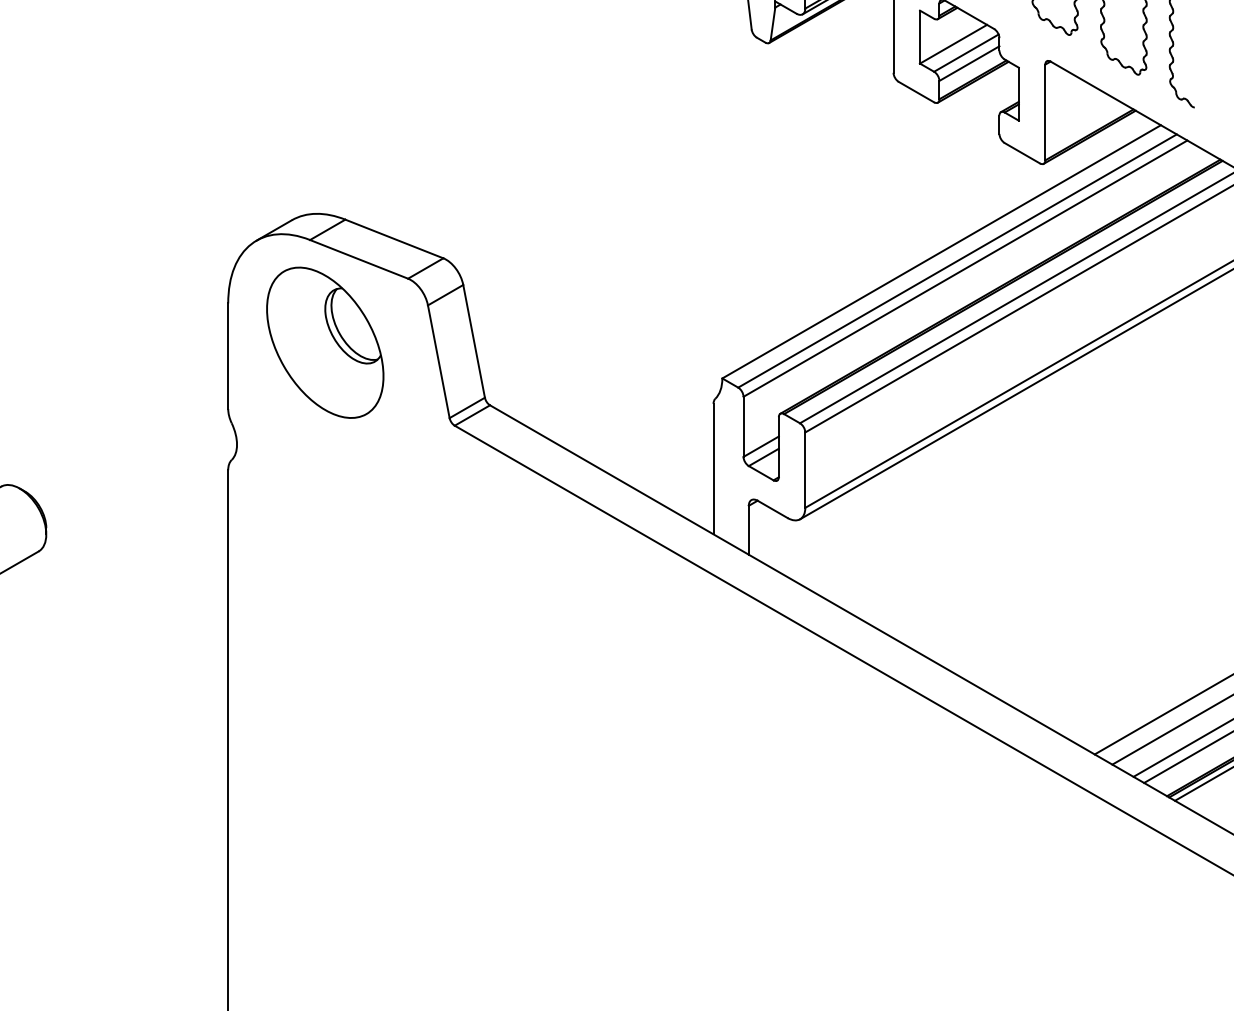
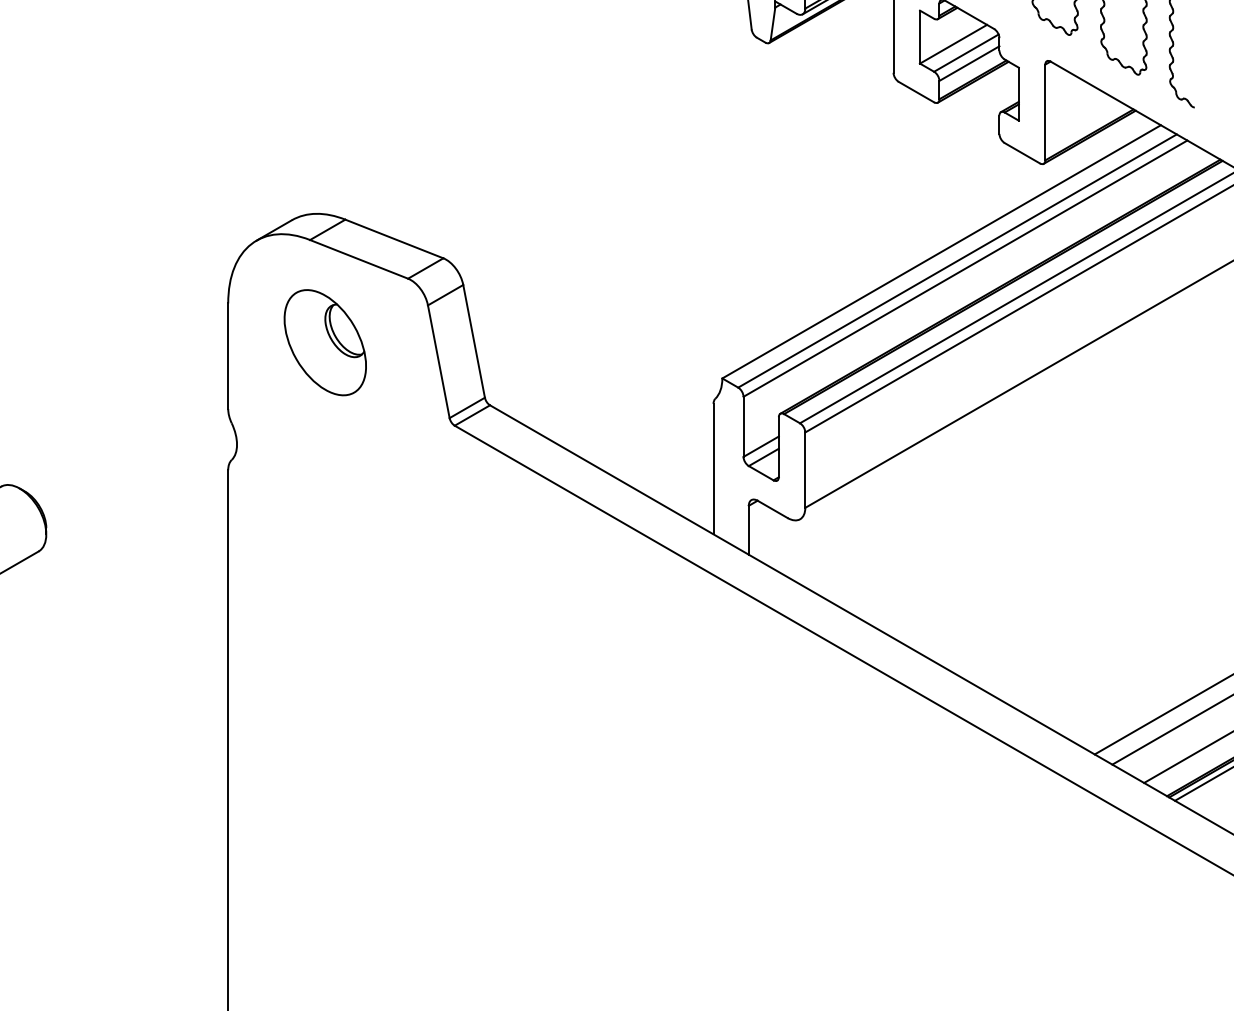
part size: 119x153 px -> 84x108 px (324, 342)
line: present -> none (1015, 394)
line: present -> none (1181, 748)
